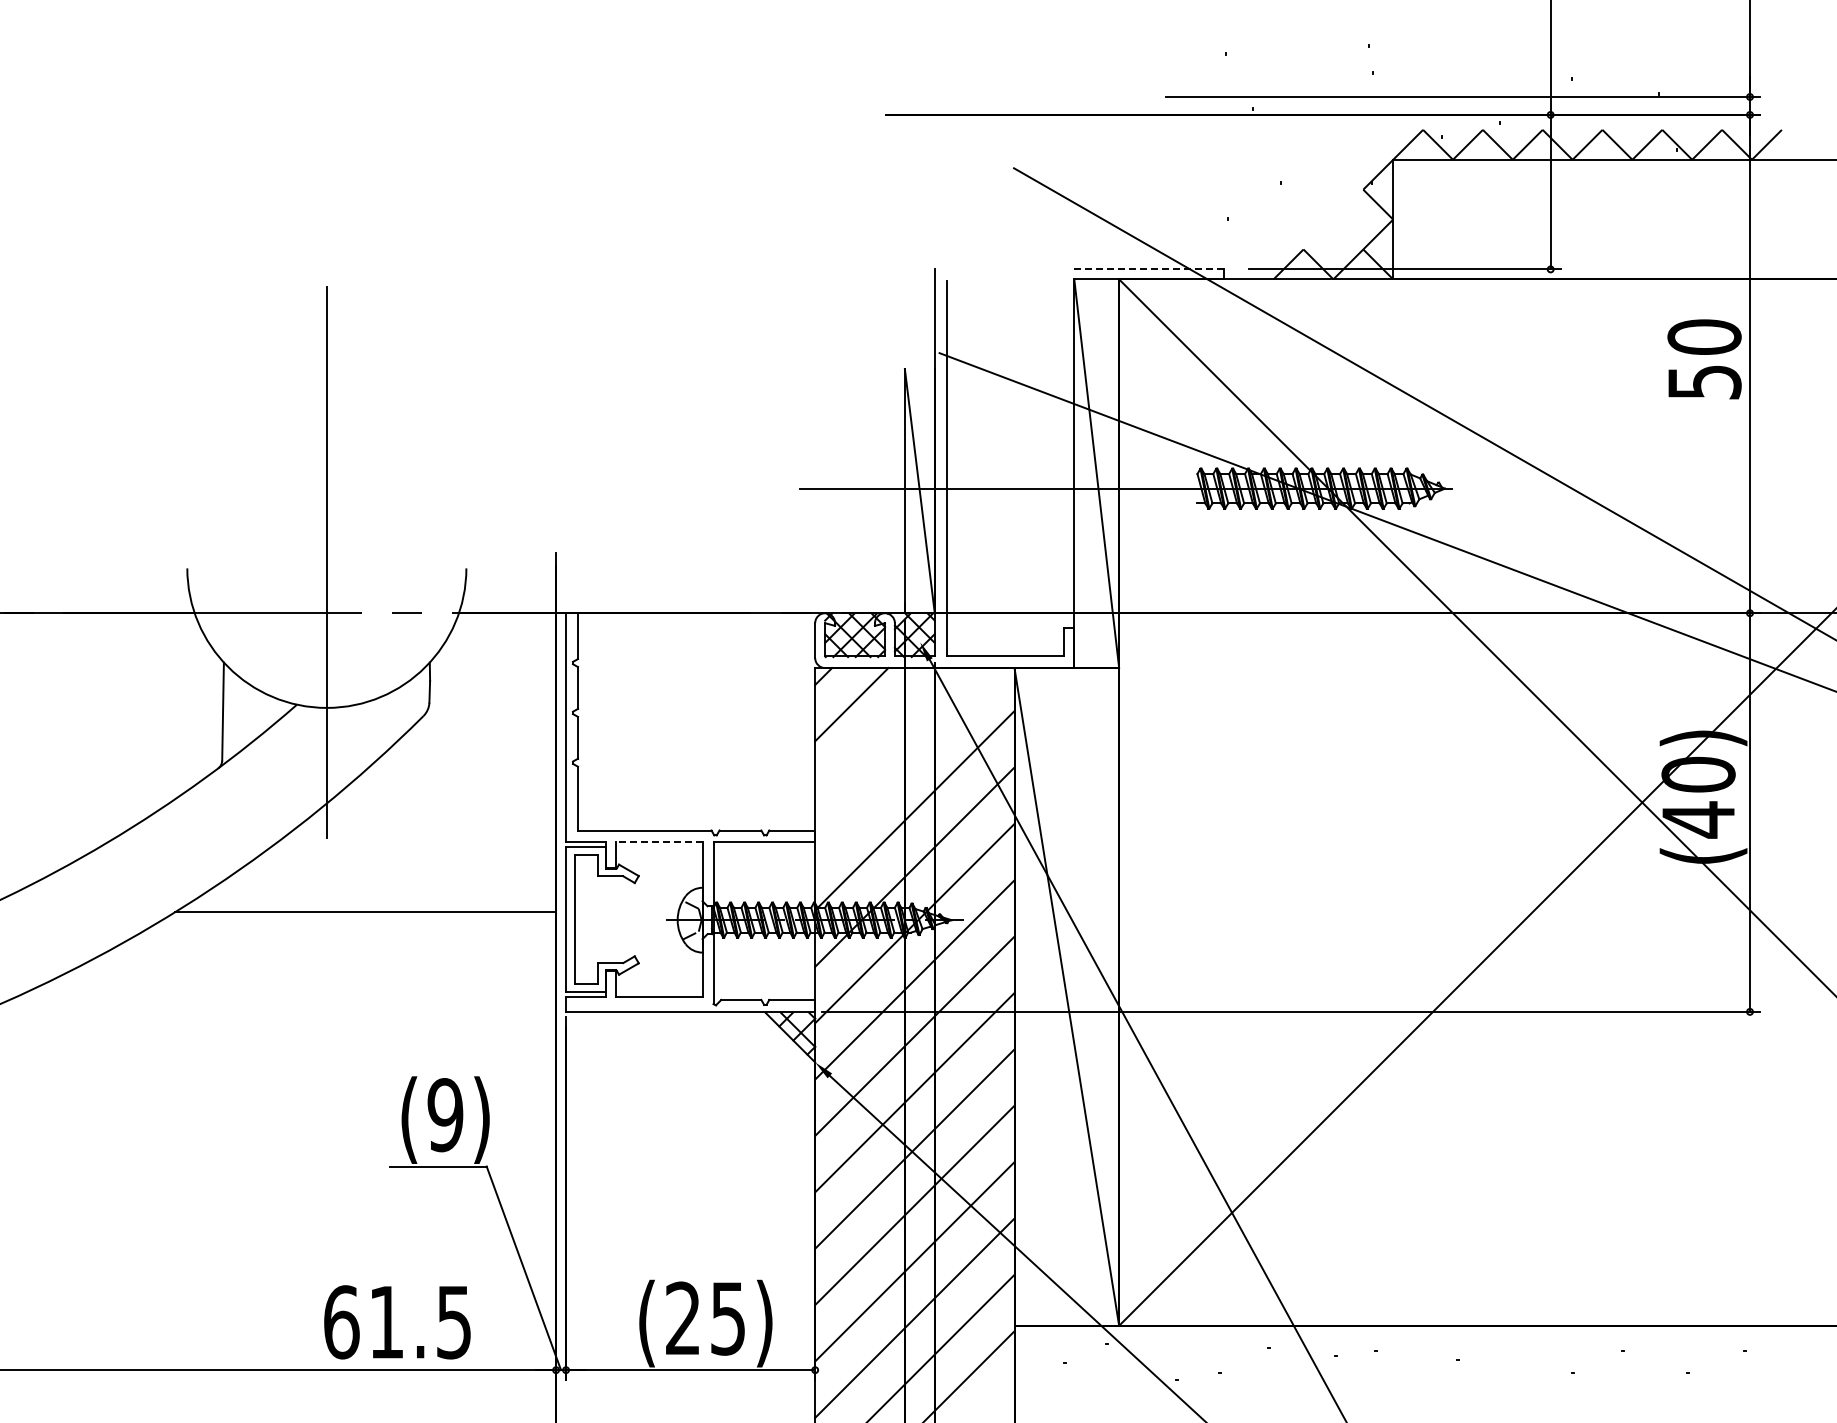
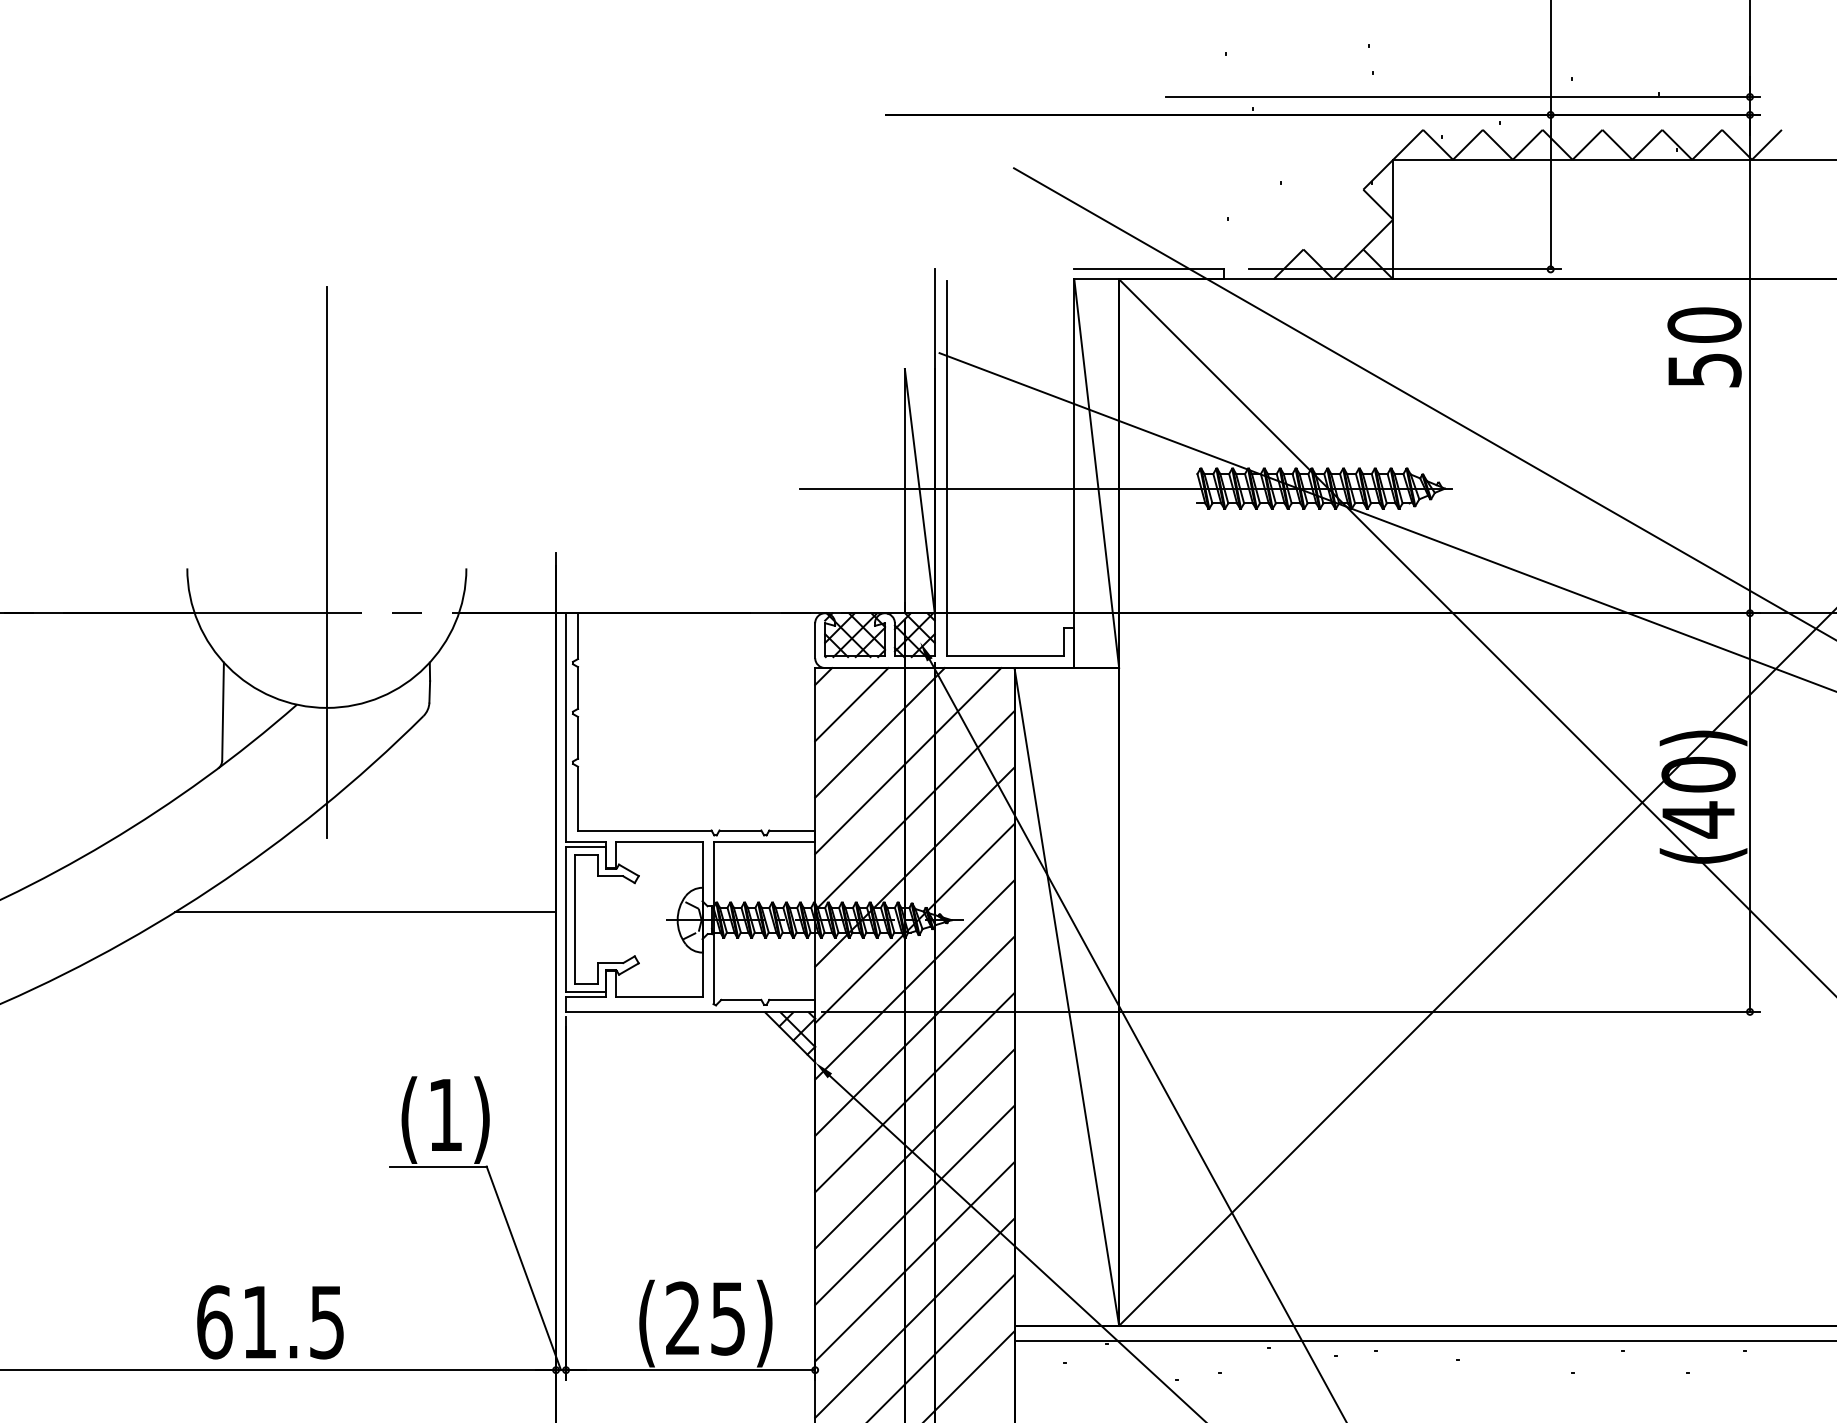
line: dashed -> solid (1149, 269)
text position: (1704, 359) -> (1704, 347) (1704, 347)
line: none -> present (879, 732)
line: none -> present (908, 761)
line: dashed -> solid (658, 842)
text: (9) -> (1) (445, 1115)
text position: (397, 1322) -> (270, 1322) (270, 1322)
line: none -> present (1423, 1340)
